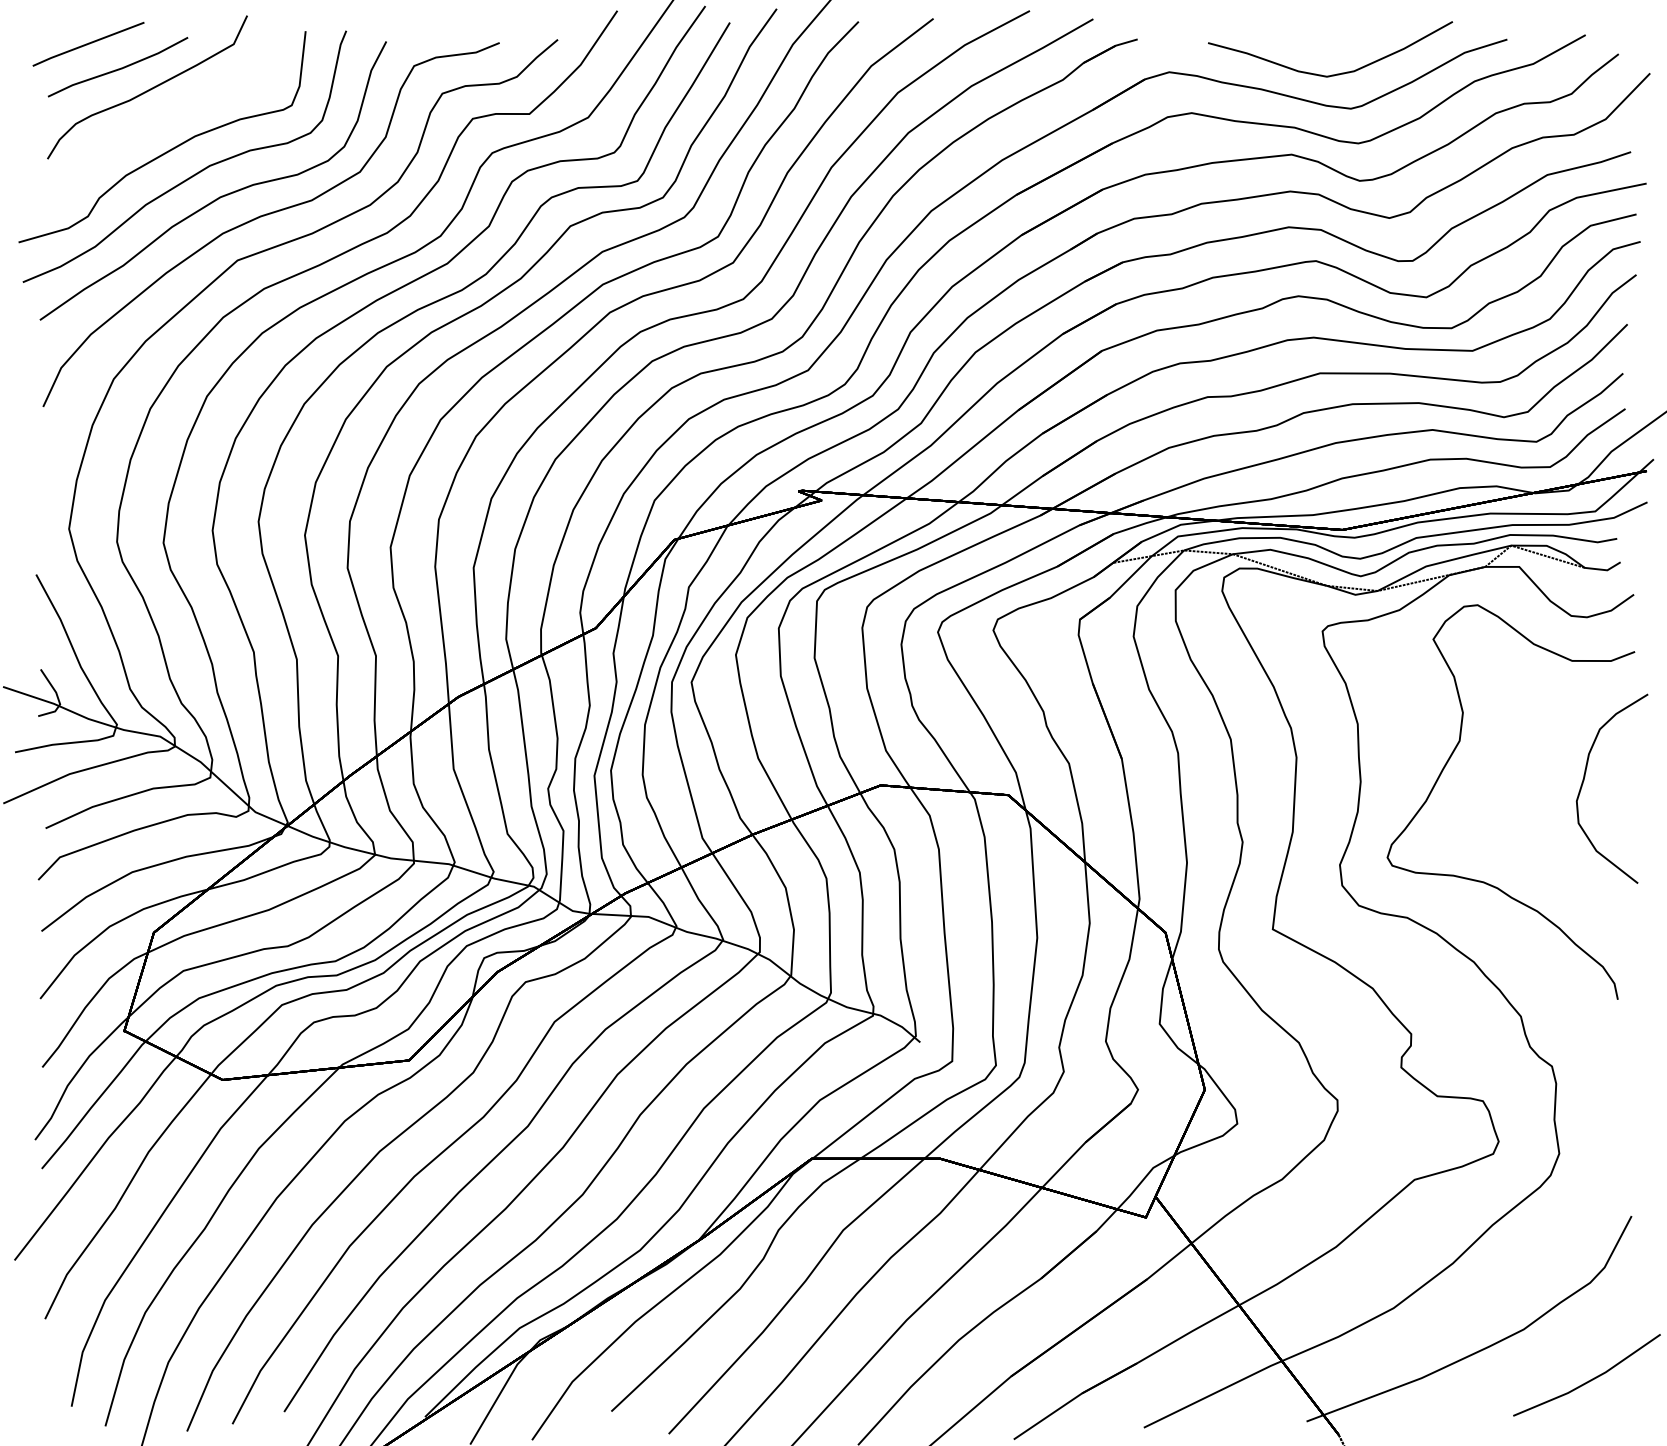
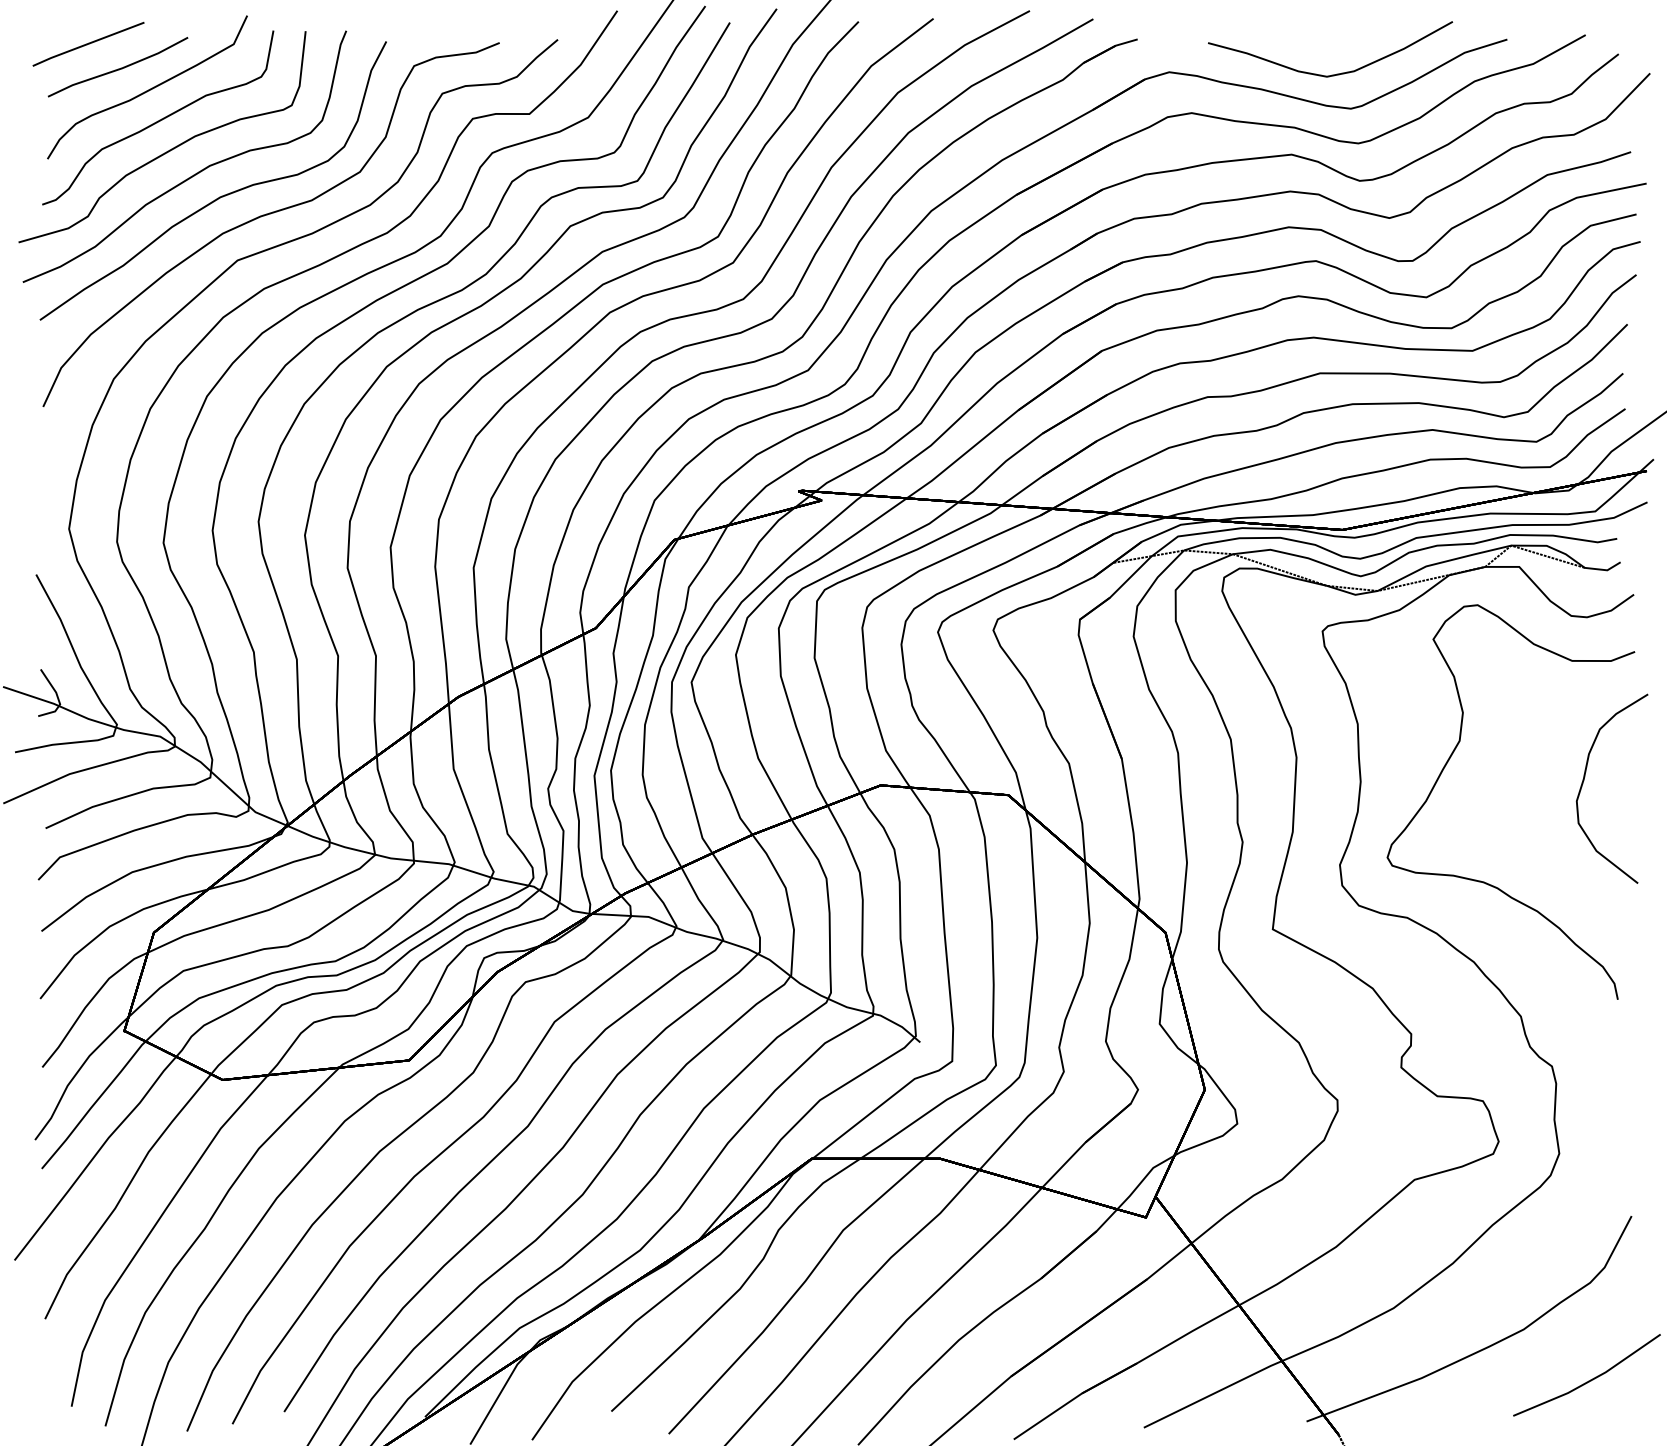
part: none -> present (158, 117)
